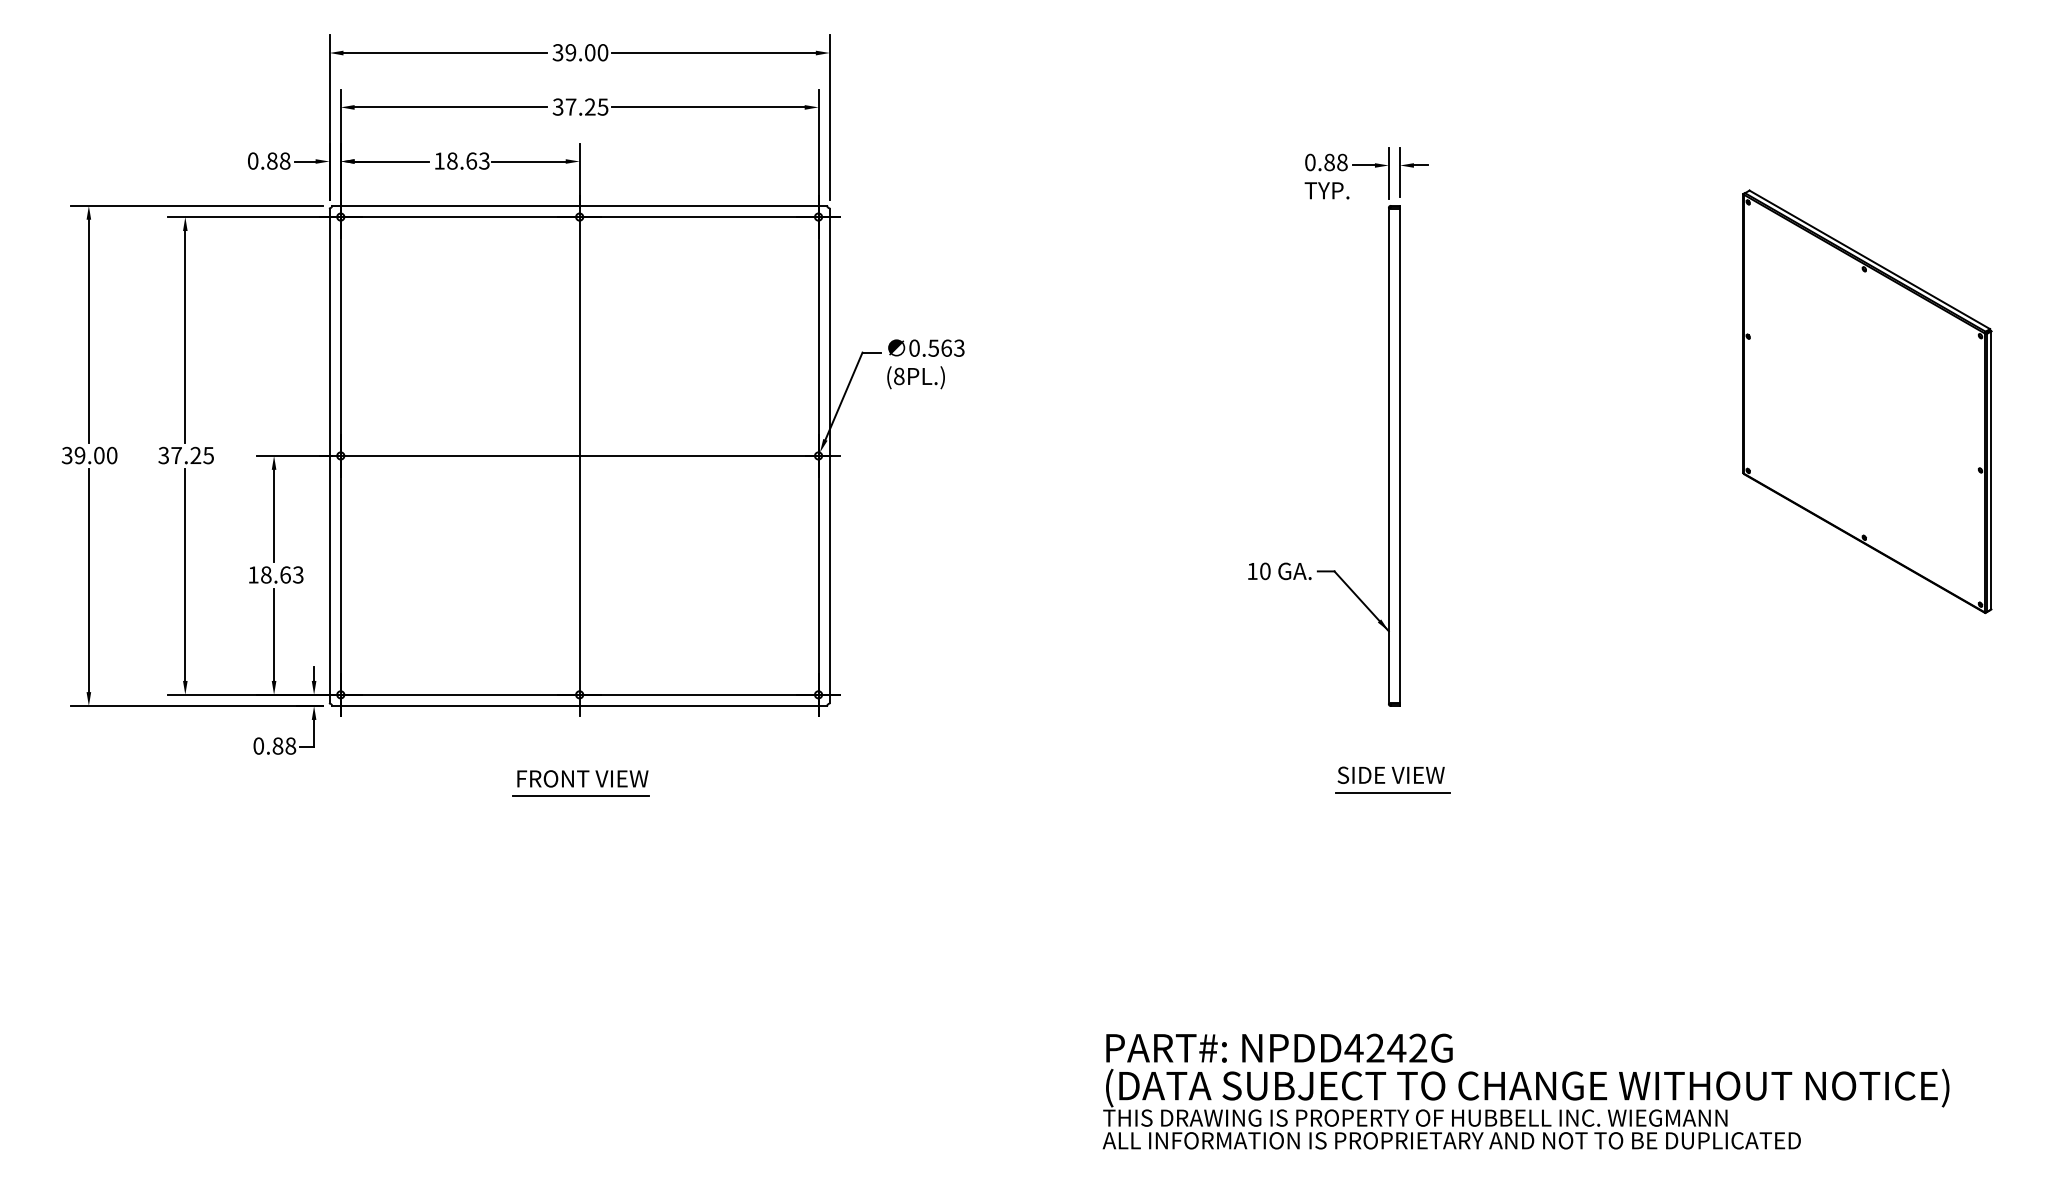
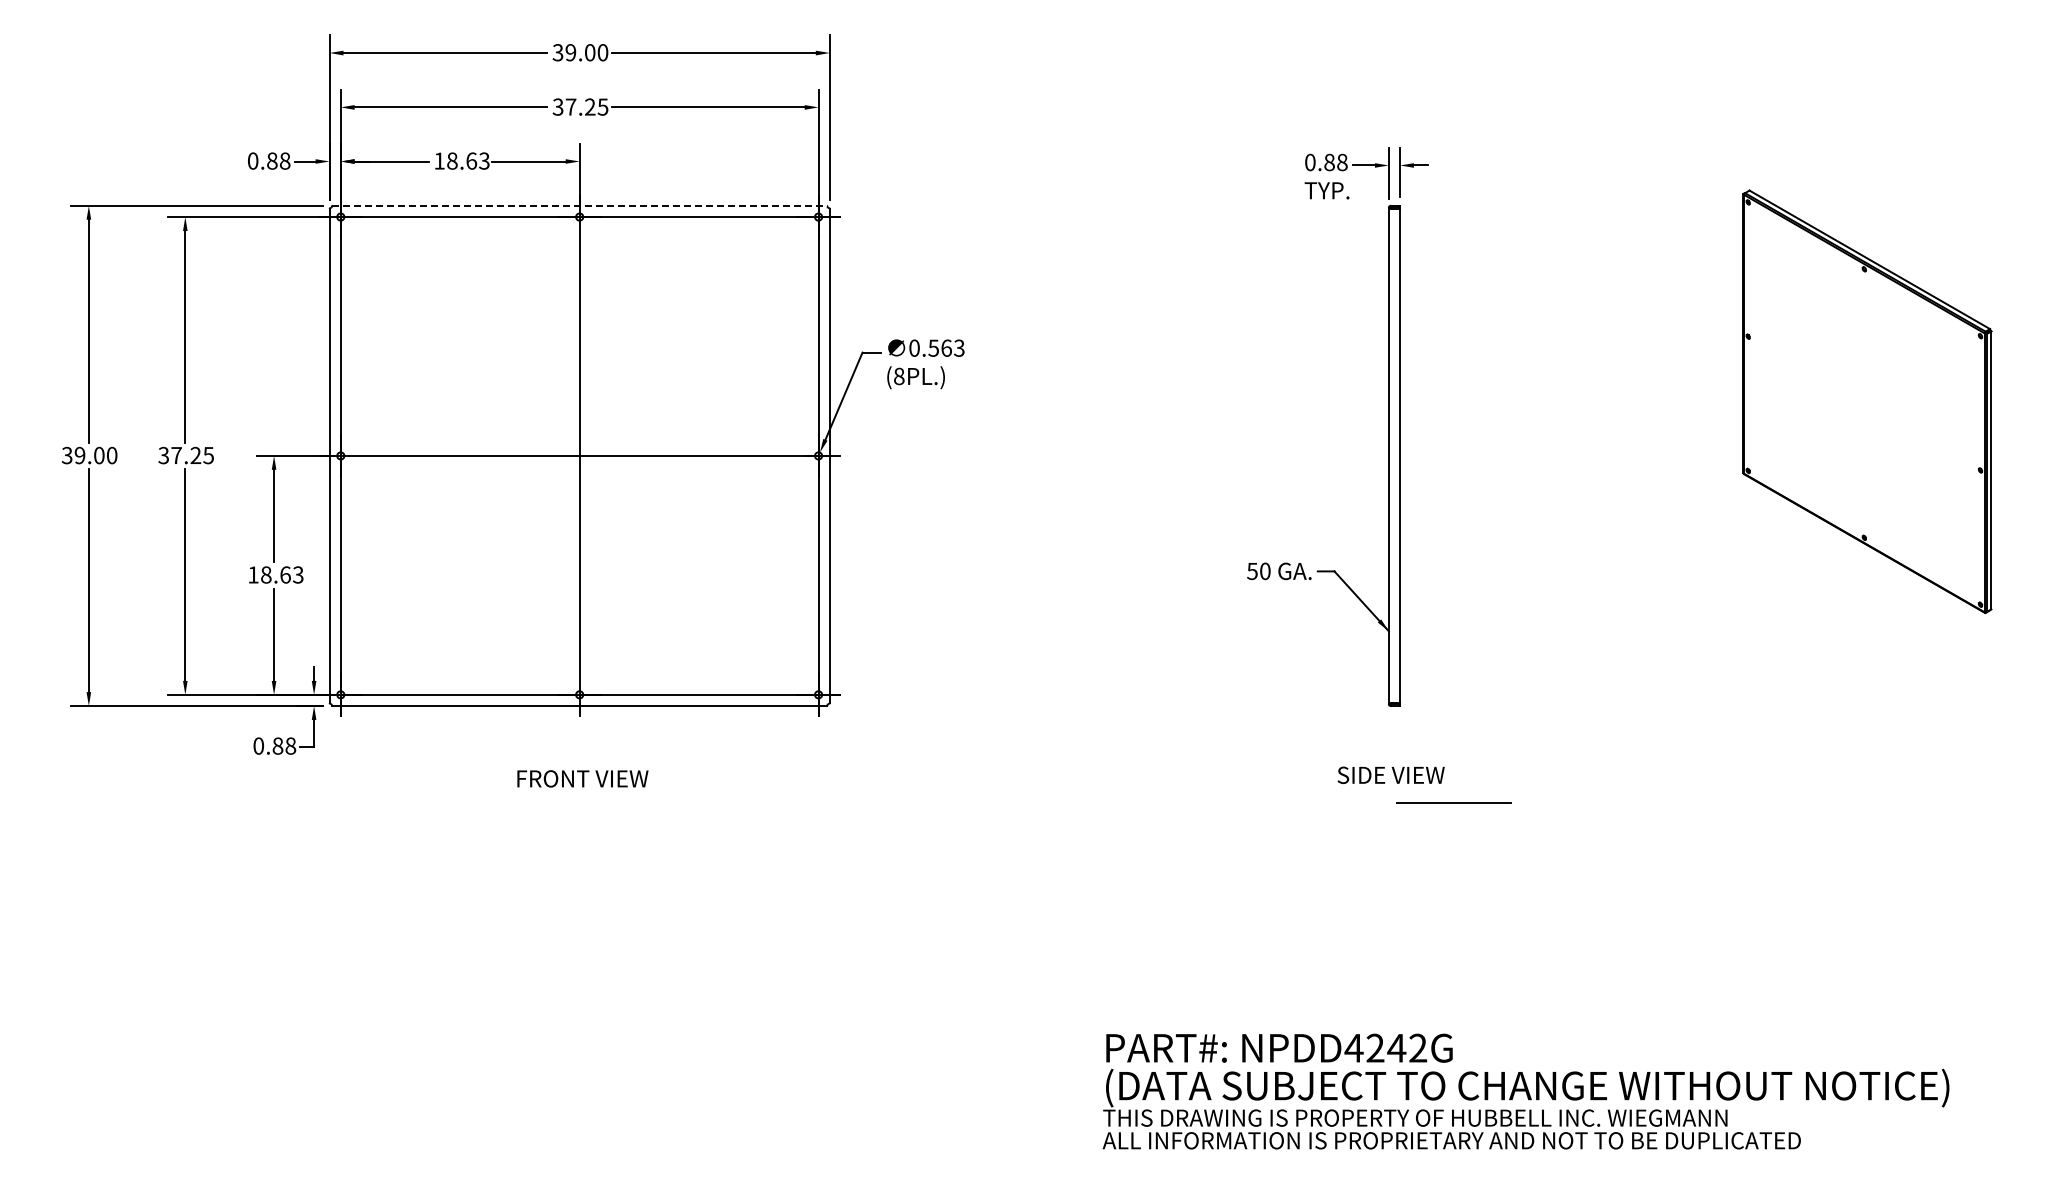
line: solid -> dashed (580, 205)
text: 10 -> 50 (1252, 571)
line position: (1392, 792) -> (1453, 802) (1453, 802)
line: present -> none (581, 796)
